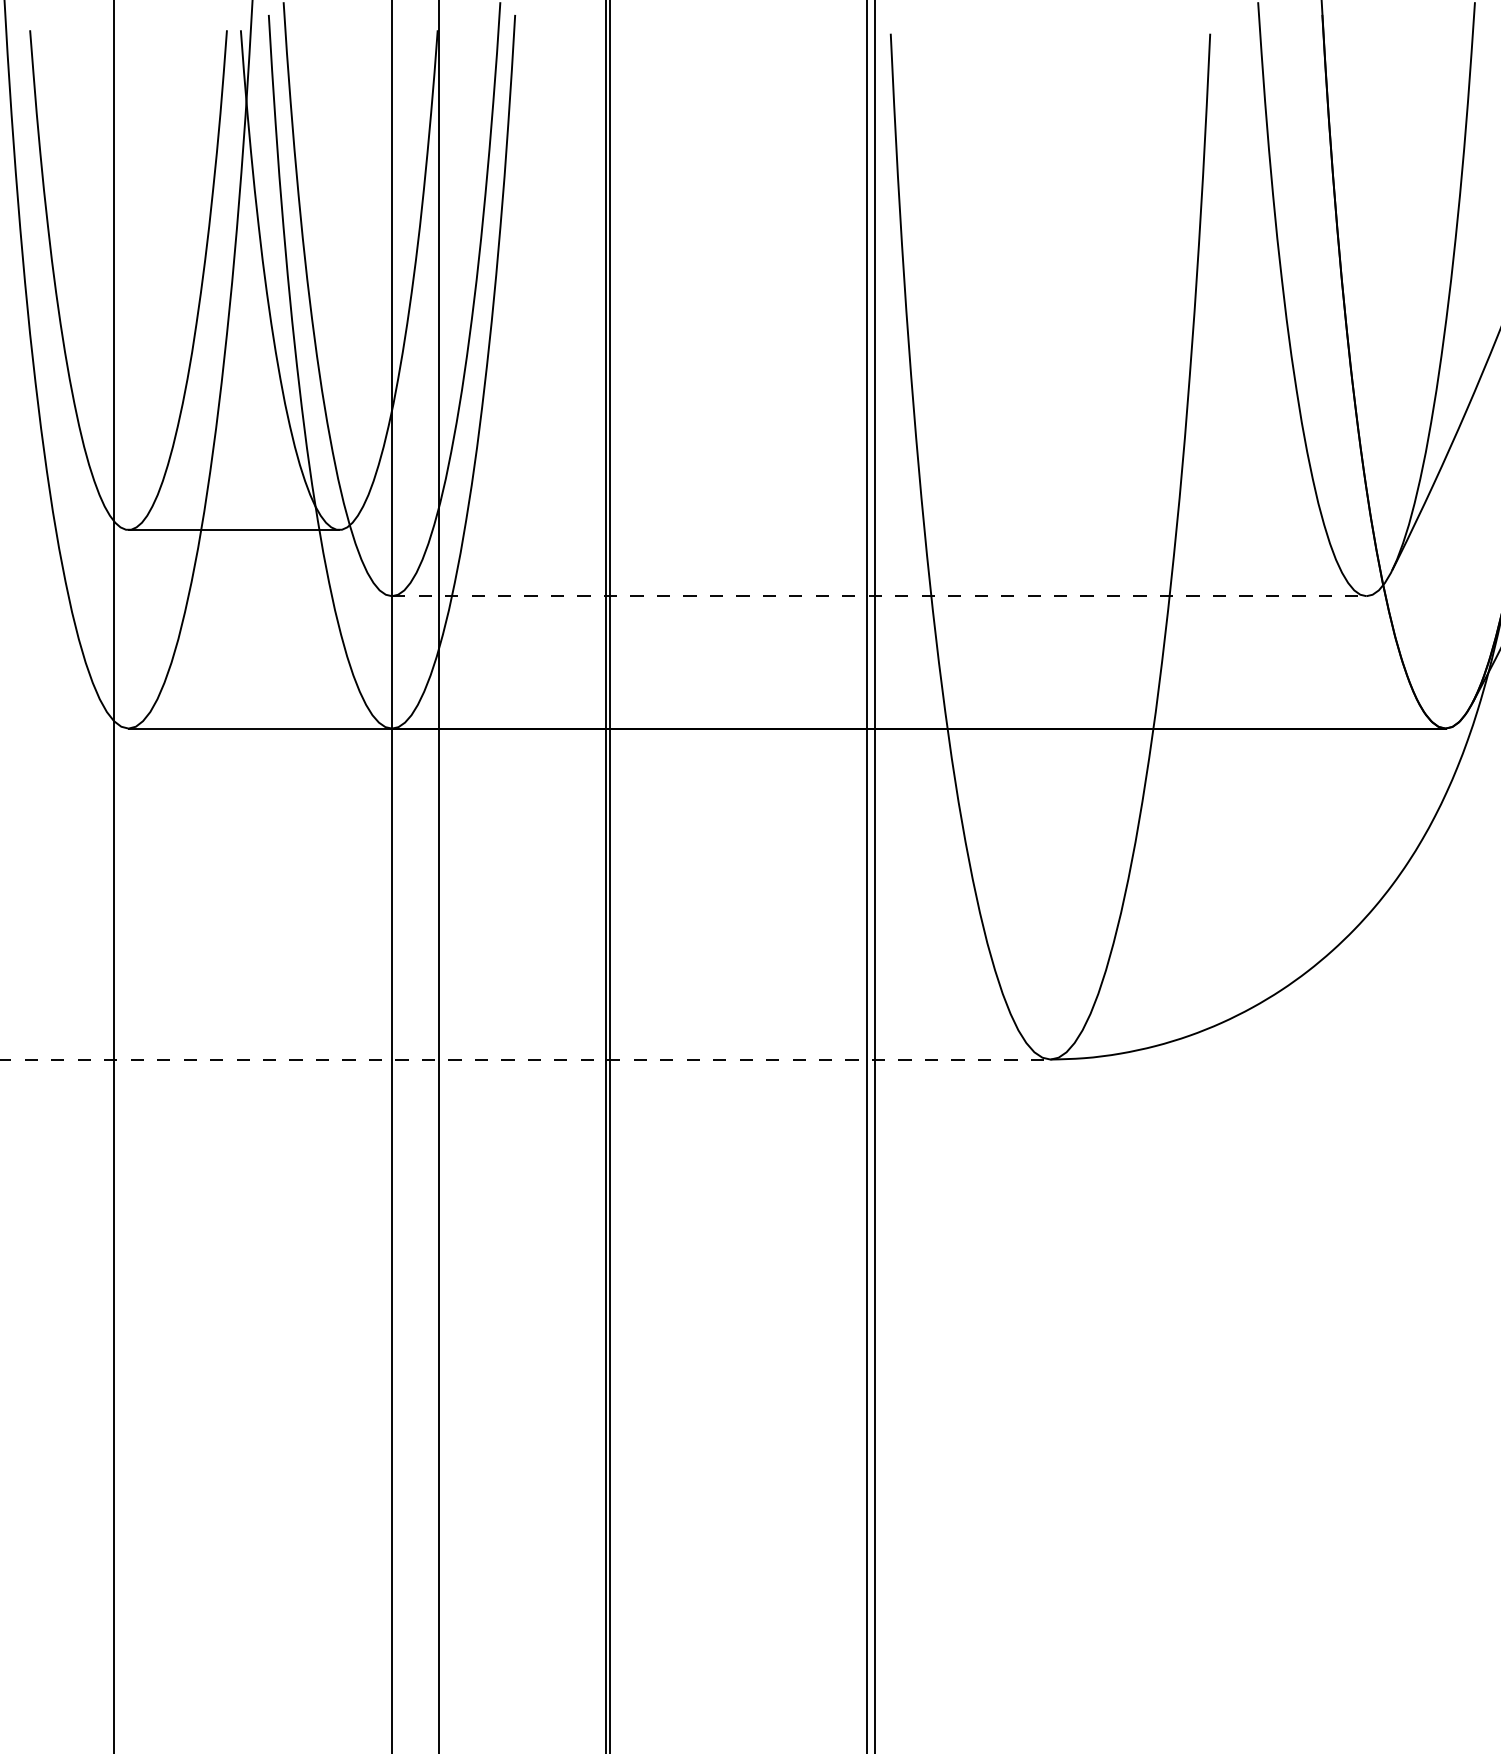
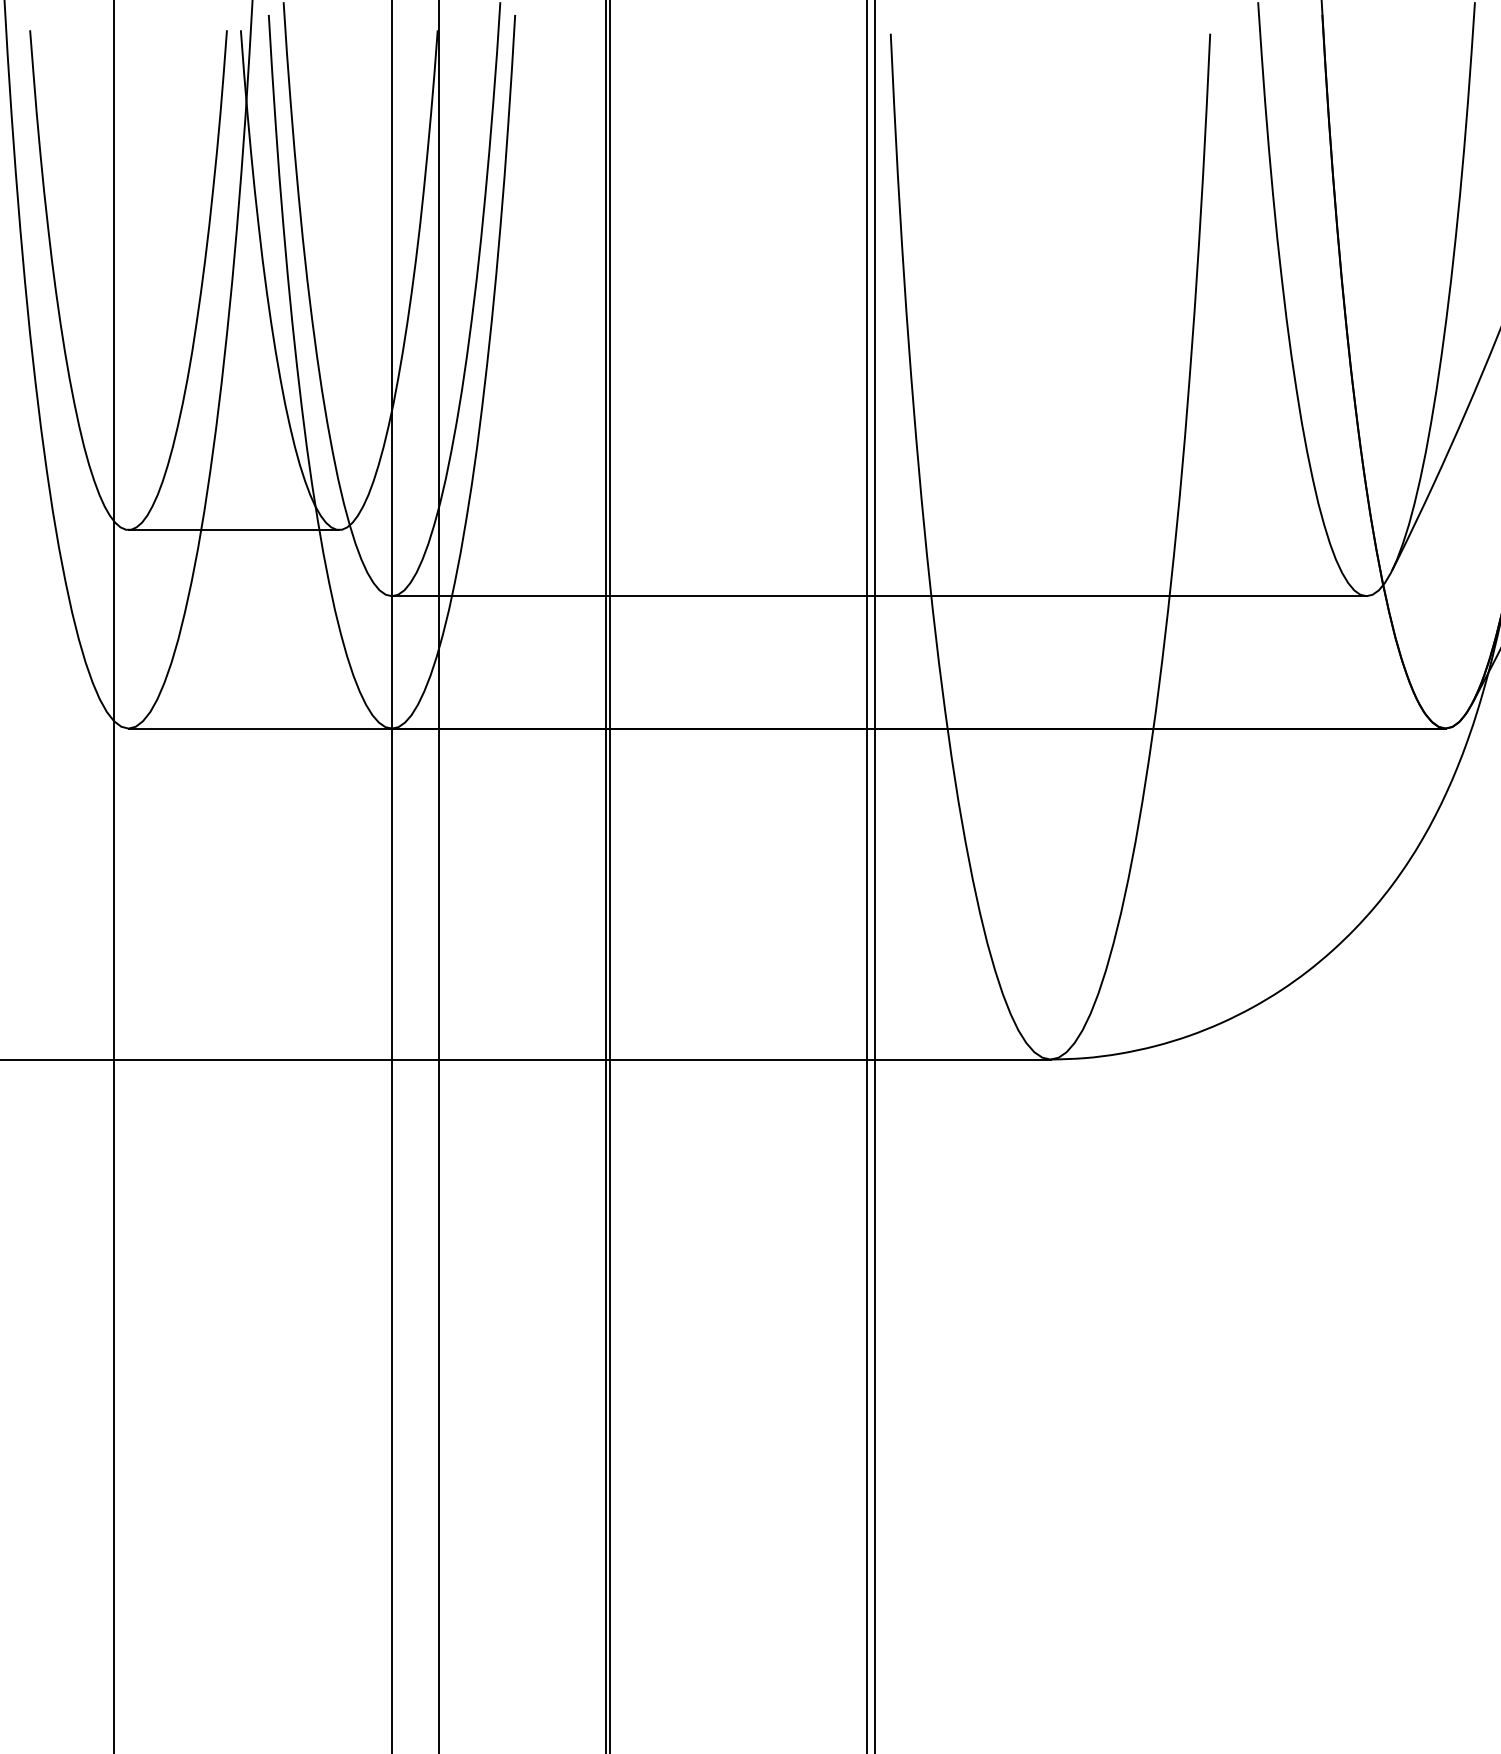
line: dashed -> solid (879, 596)
line: dashed -> solid (525, 1059)
